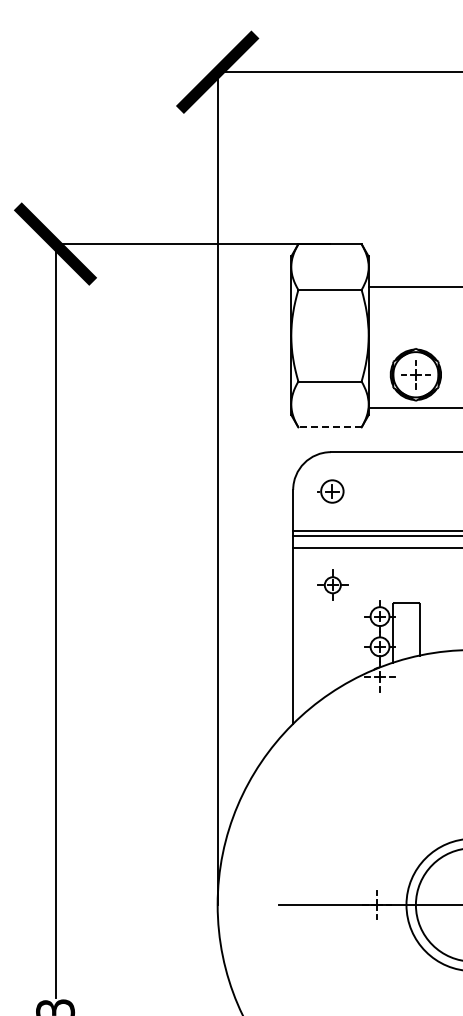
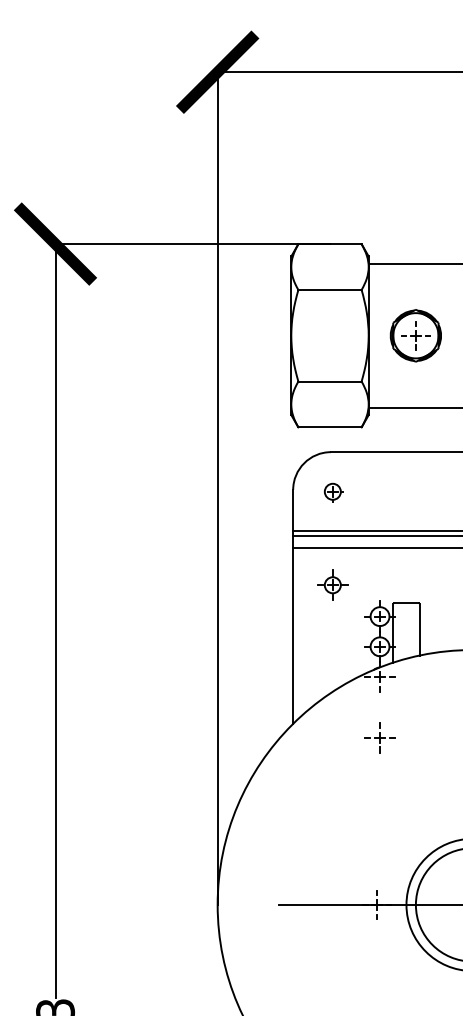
line position: (413, 286) -> (413, 263) (413, 263)
part position: (415, 374) -> (415, 335) (415, 335)
line: dashed -> solid (330, 427)
part size: 28x25 px -> 20x21 px (333, 492)
part: none -> present (379, 737)
